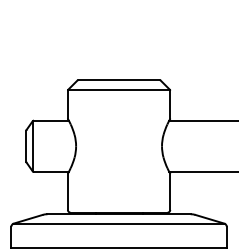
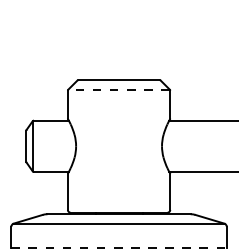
line: solid -> dashed (119, 89)
line: solid -> dashed (119, 247)
